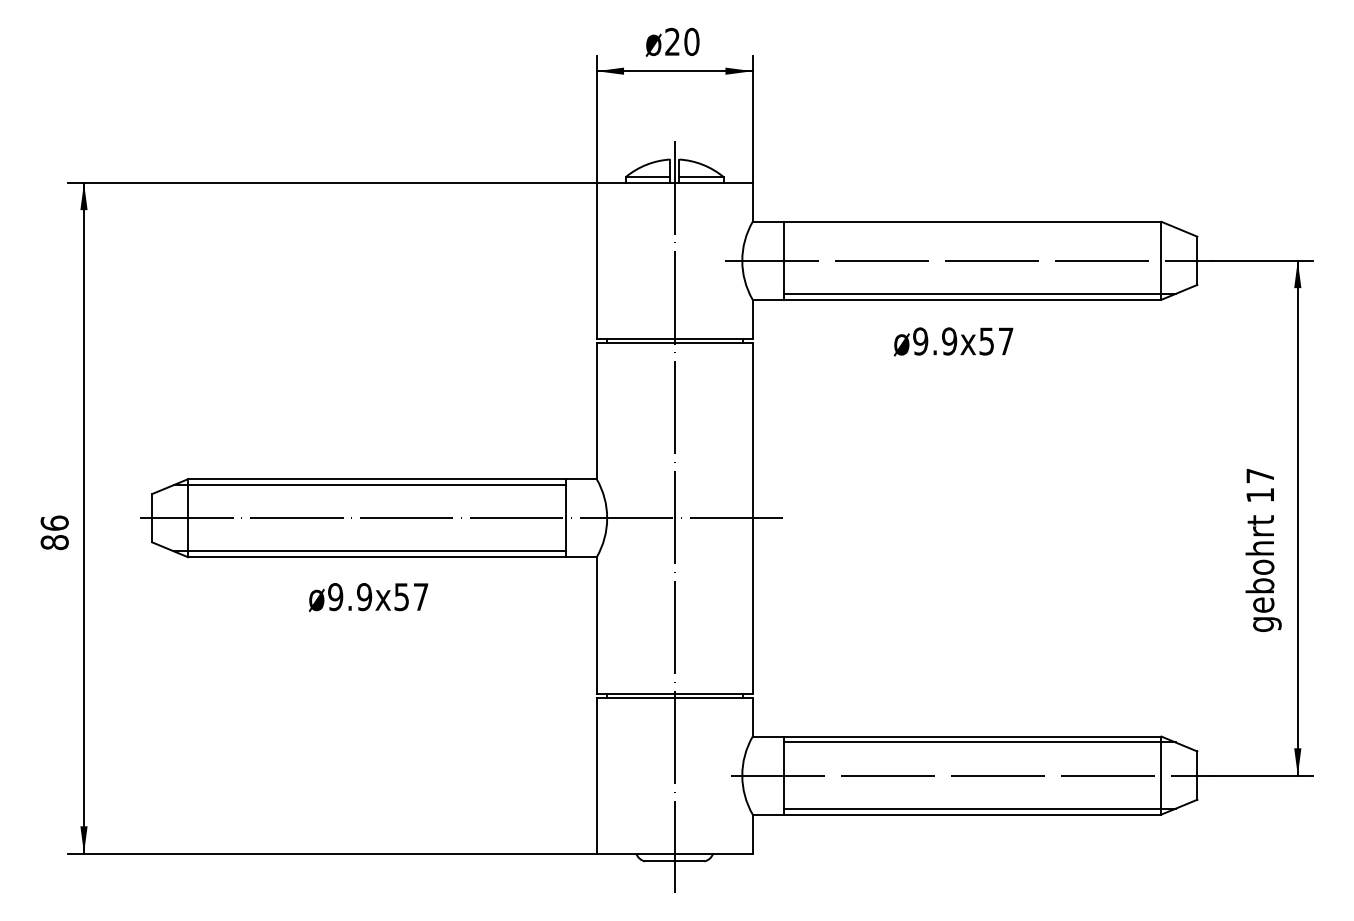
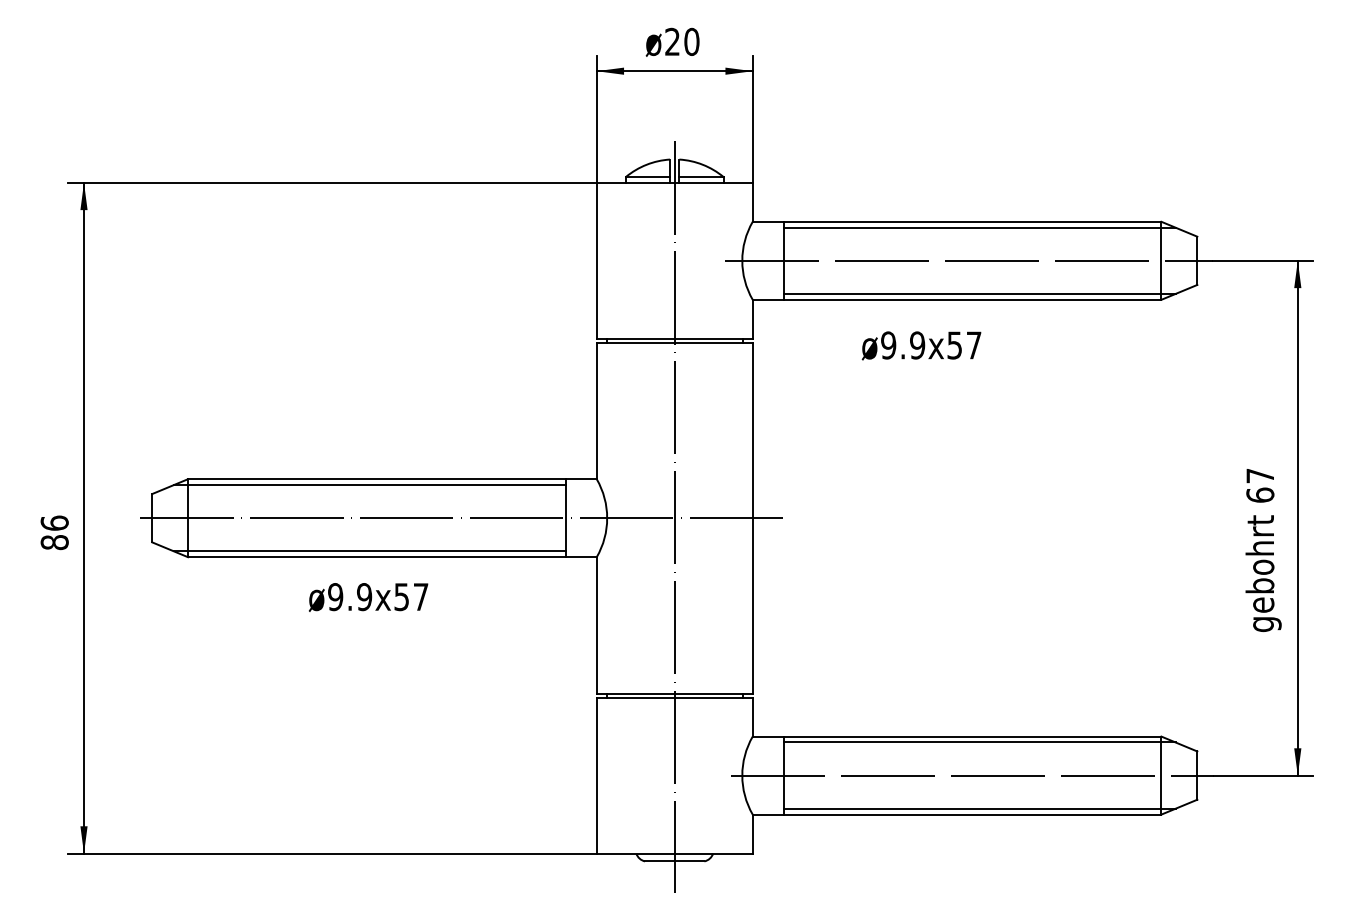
line: none -> present (979, 227)
text position: (953, 341) -> (921, 345) (921, 345)
text: 17 -> 67 (1260, 494)
